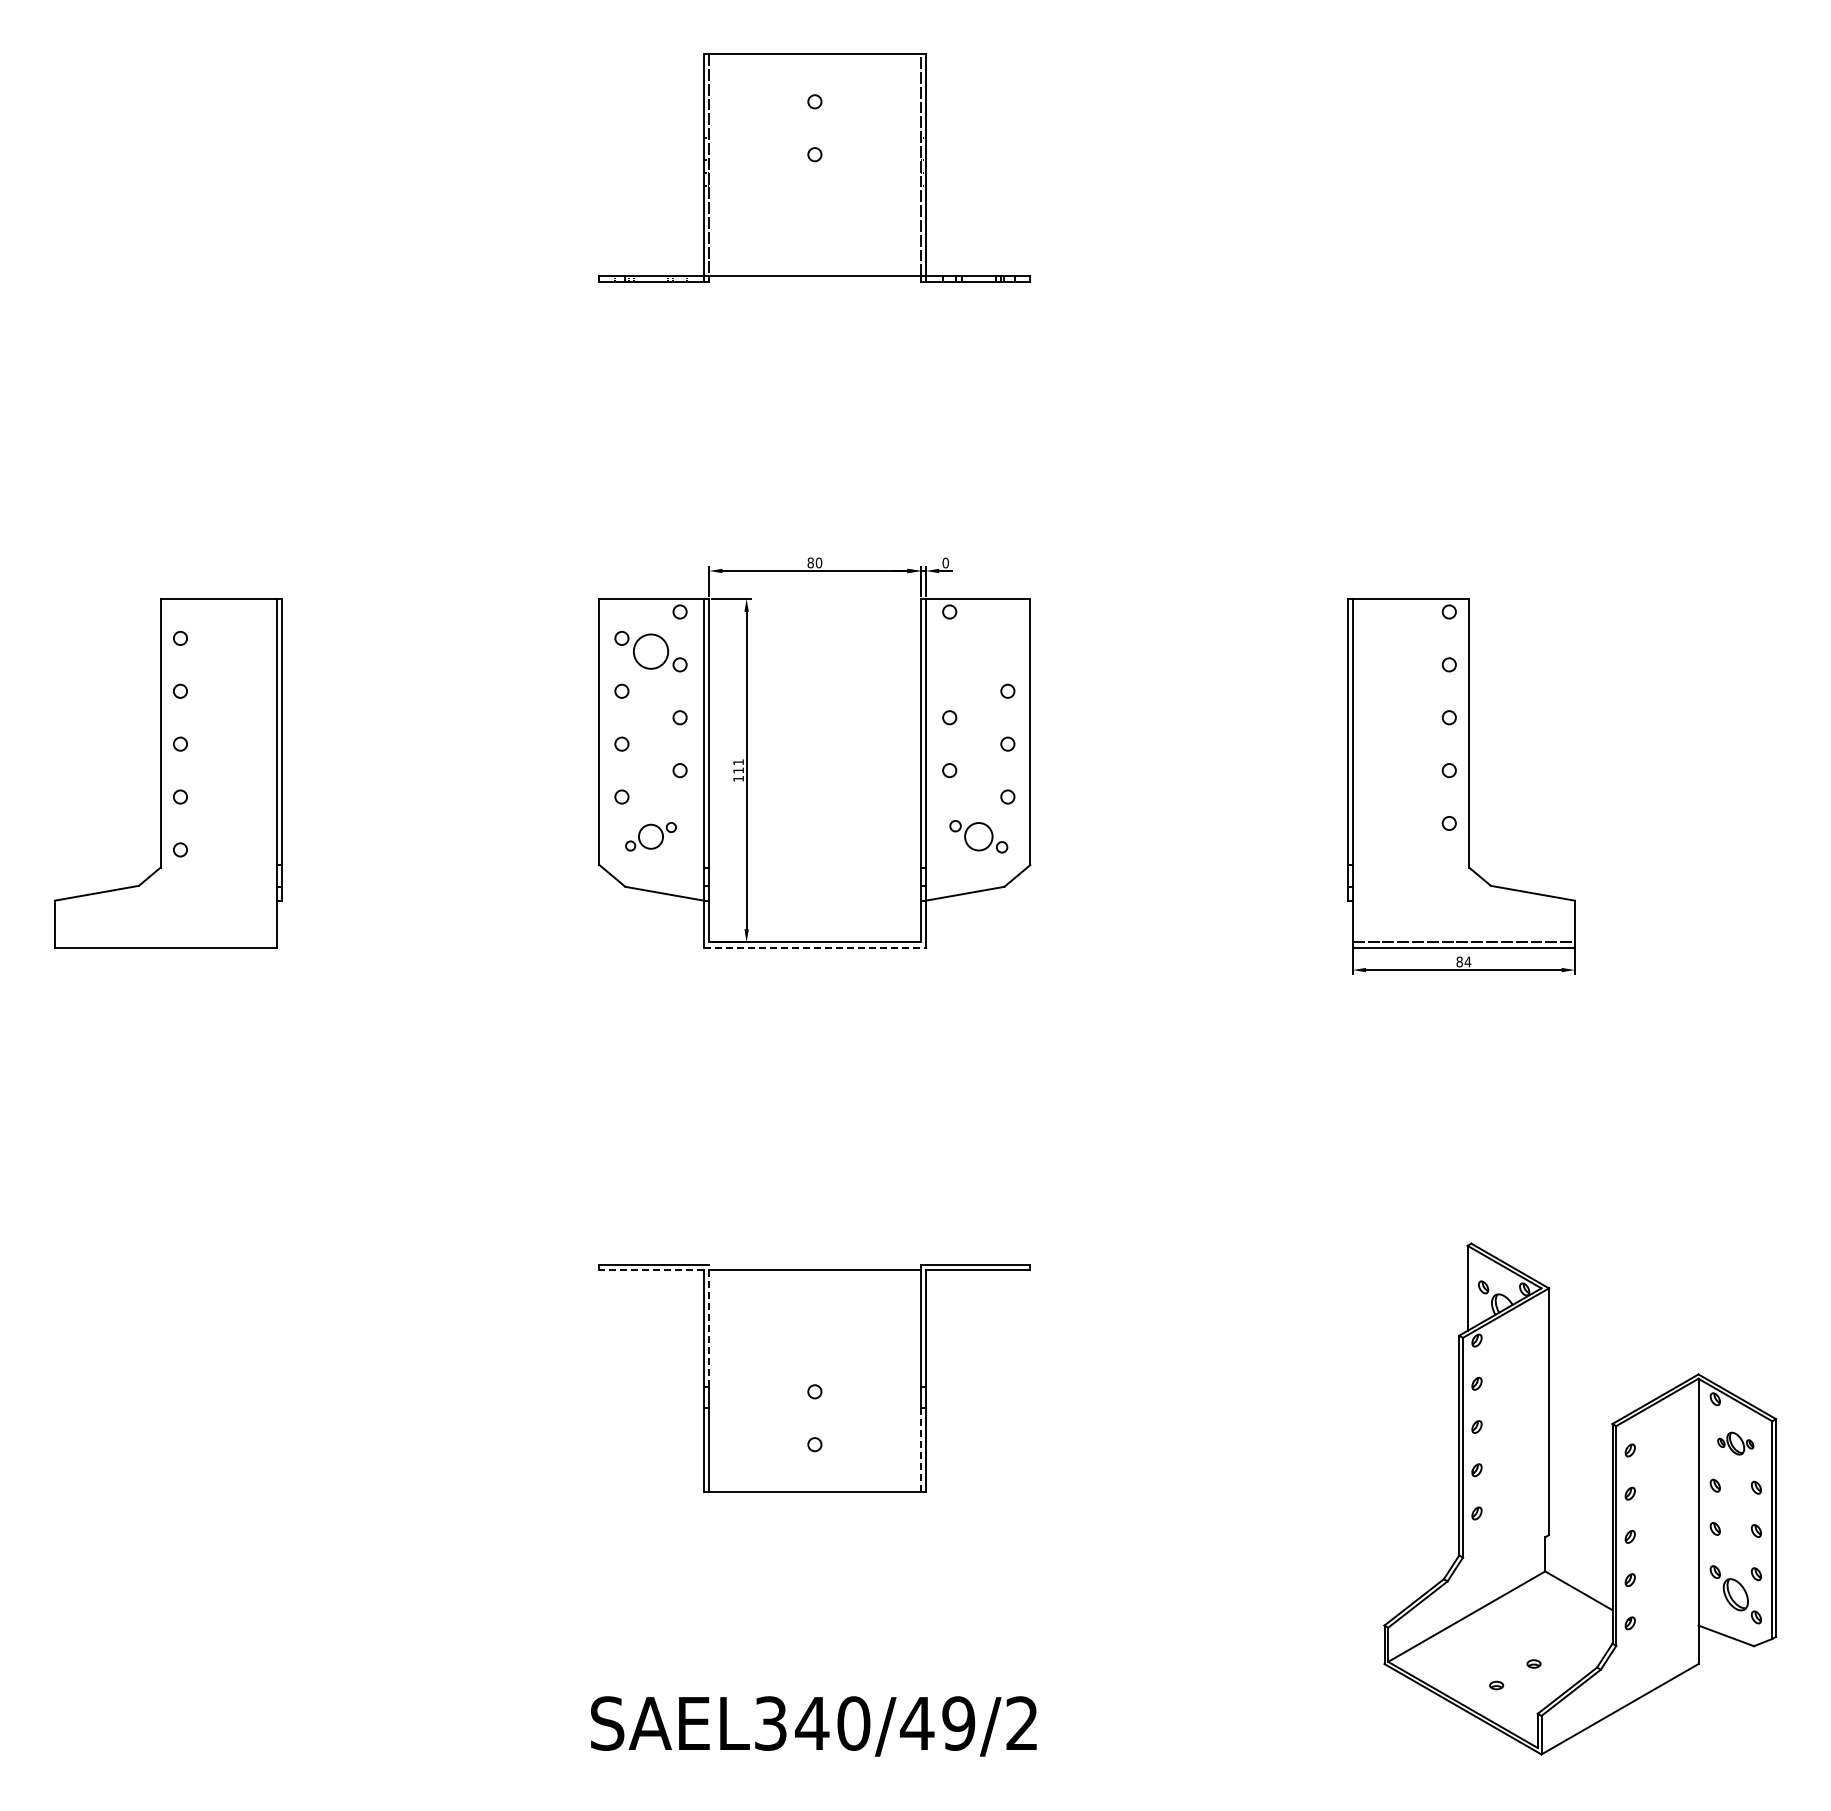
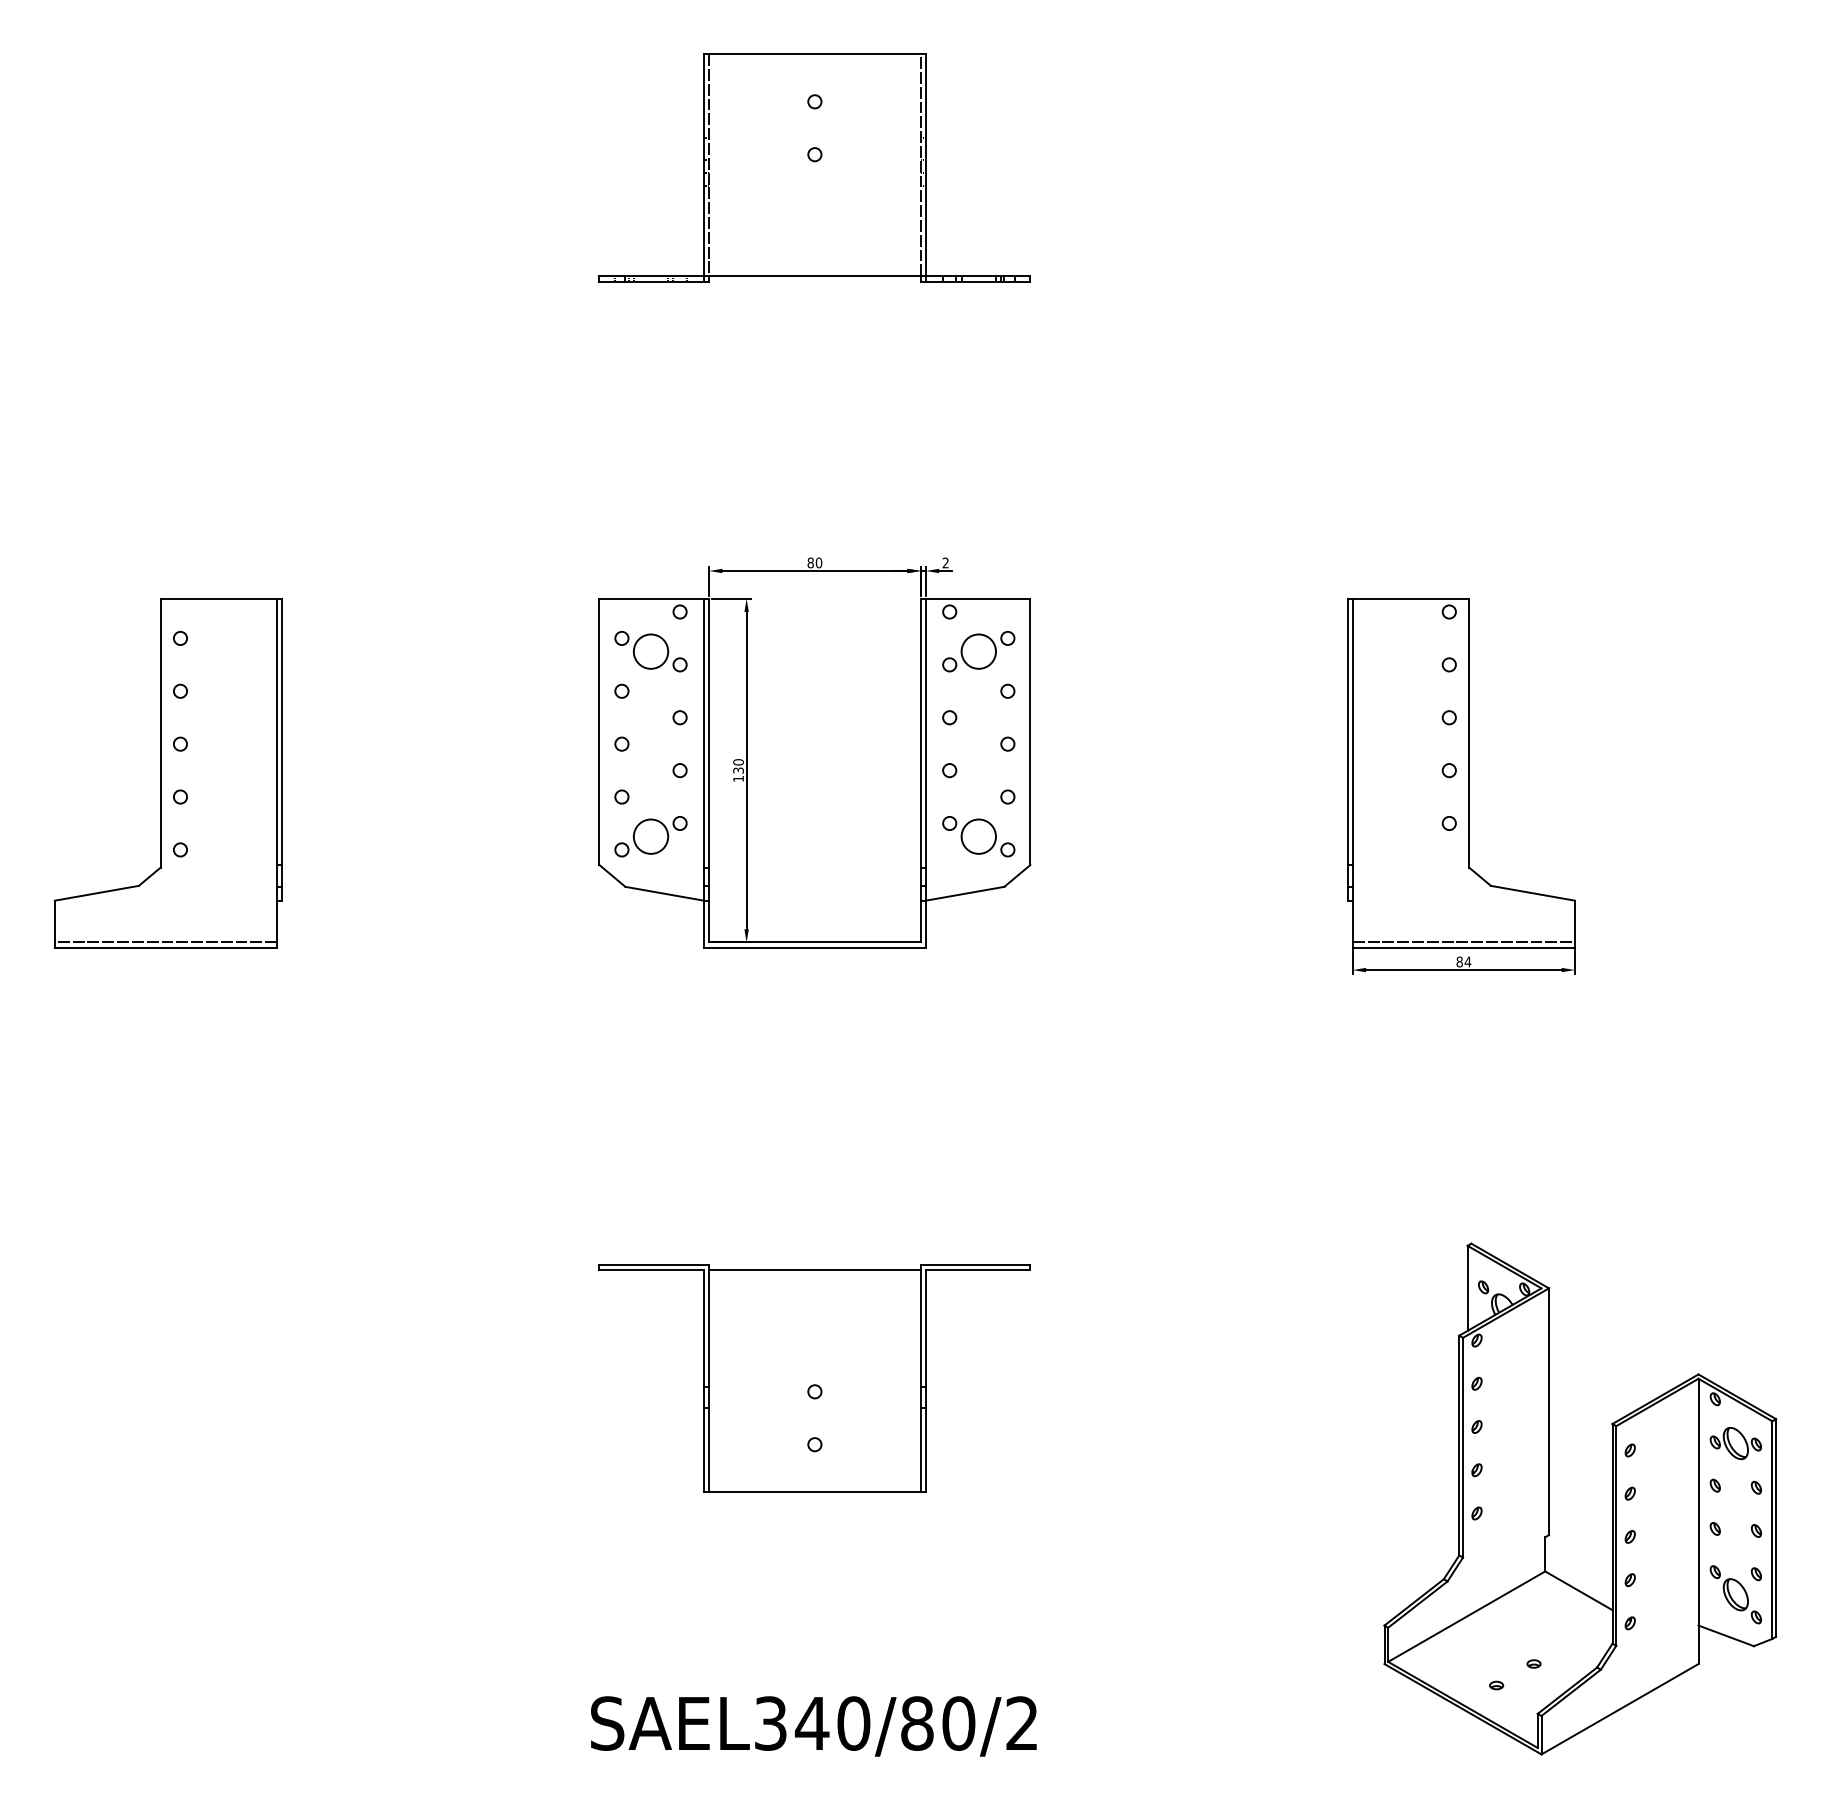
text: 0 -> 2 (945, 562)
part: none -> present (978, 651)
text: 111 -> 130 (738, 766)
part size: 52x30 px -> 74x42 px (650, 836)
part size: 60x34 px -> 74x42 px (978, 836)
line: none -> present (165, 942)
line: dashed -> solid (815, 947)
line: dashed -> solid (651, 1270)
line: dashed -> solid (709, 1325)
part size: 38x25 px -> 53x34 px (1735, 1443)
line: dashed -> solid (920, 1450)
text: SAEL340/49/2 -> SAEL340/80/2 (937, 1723)
